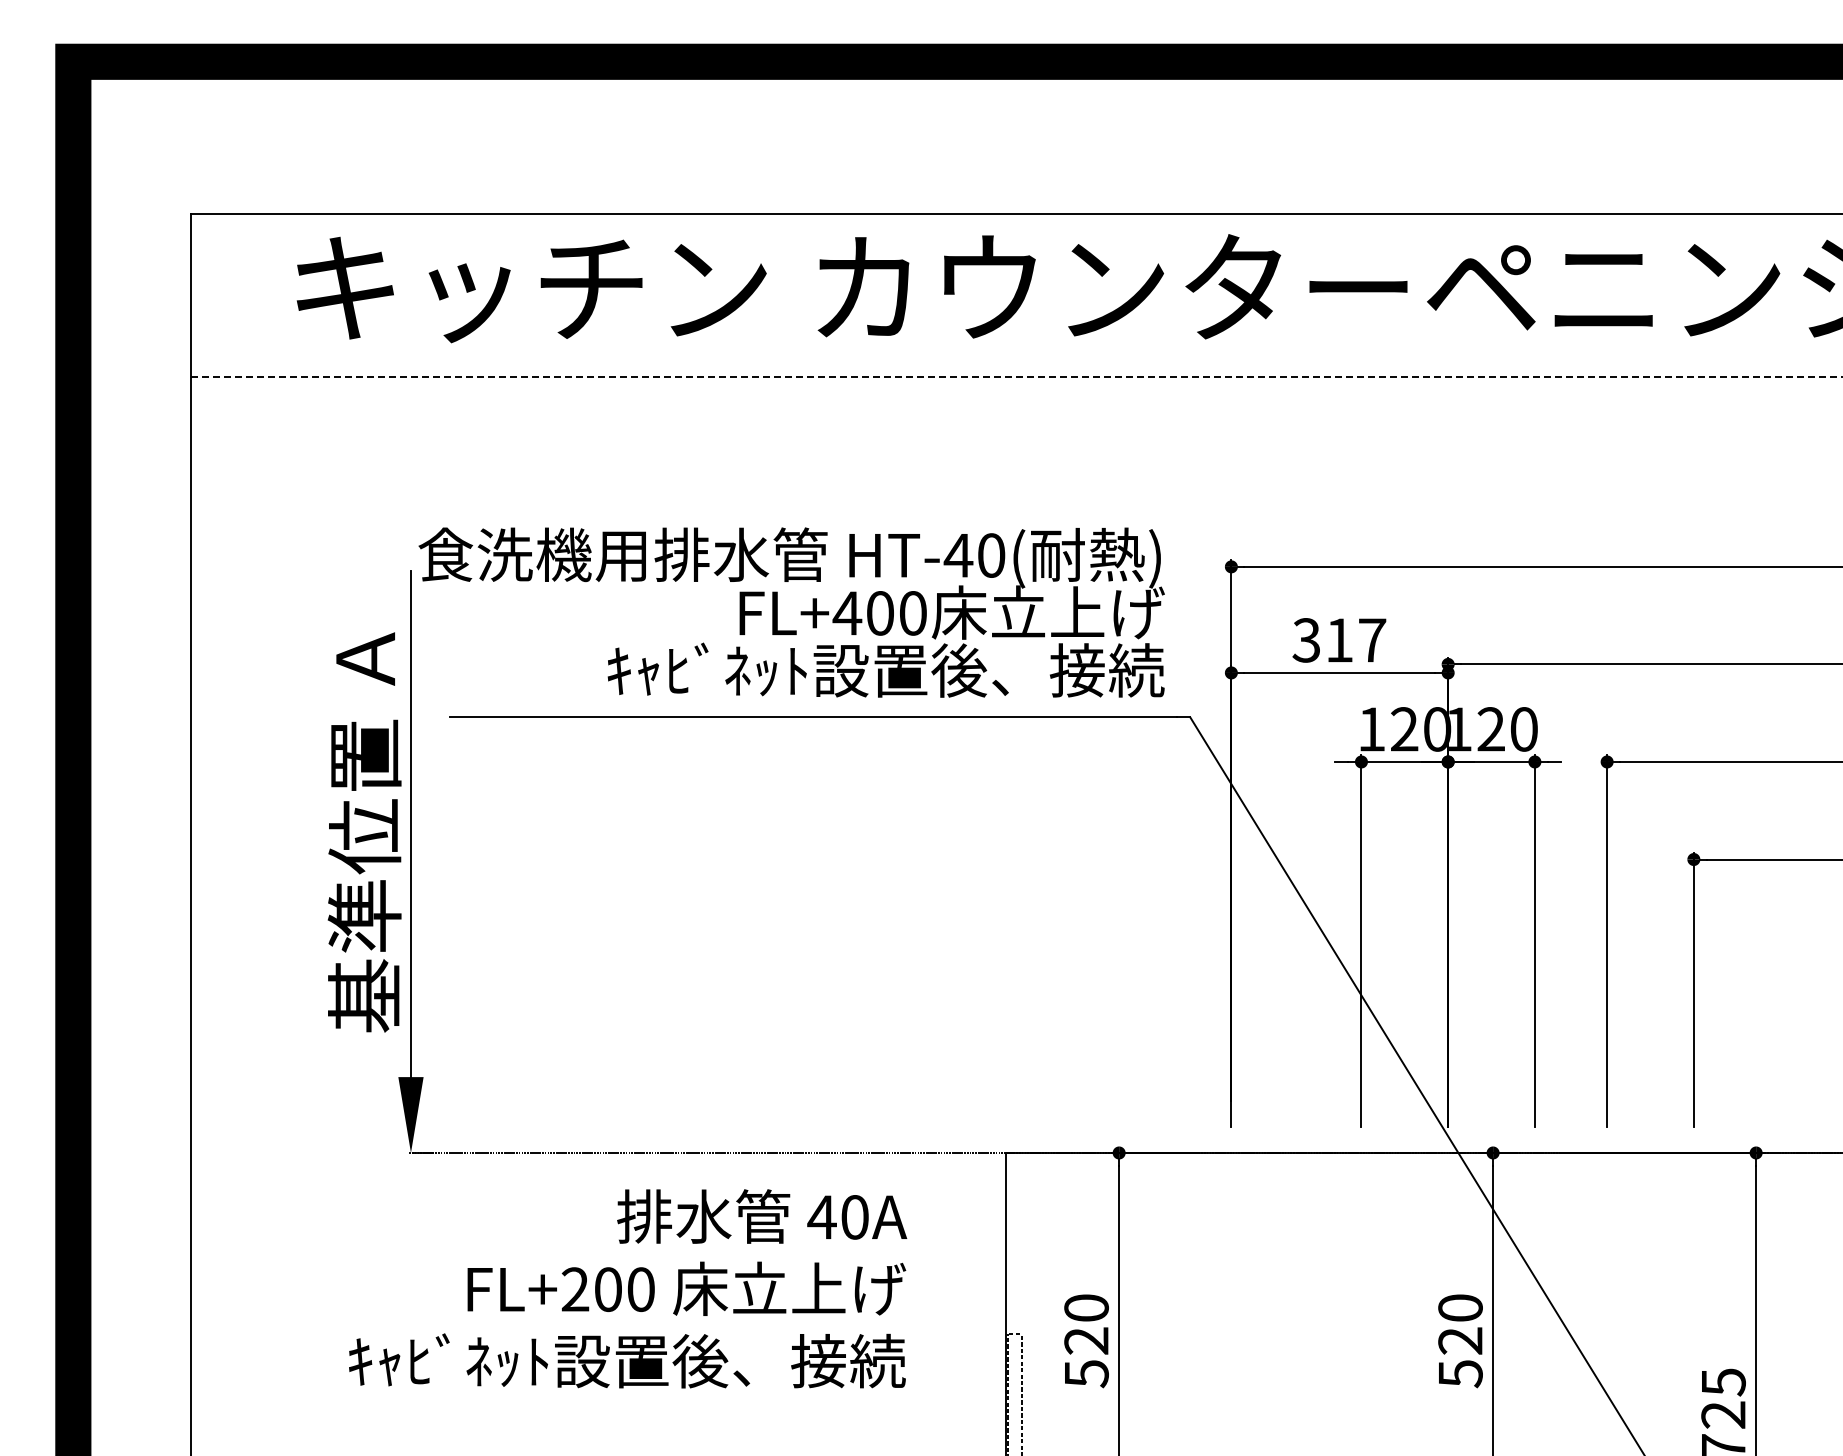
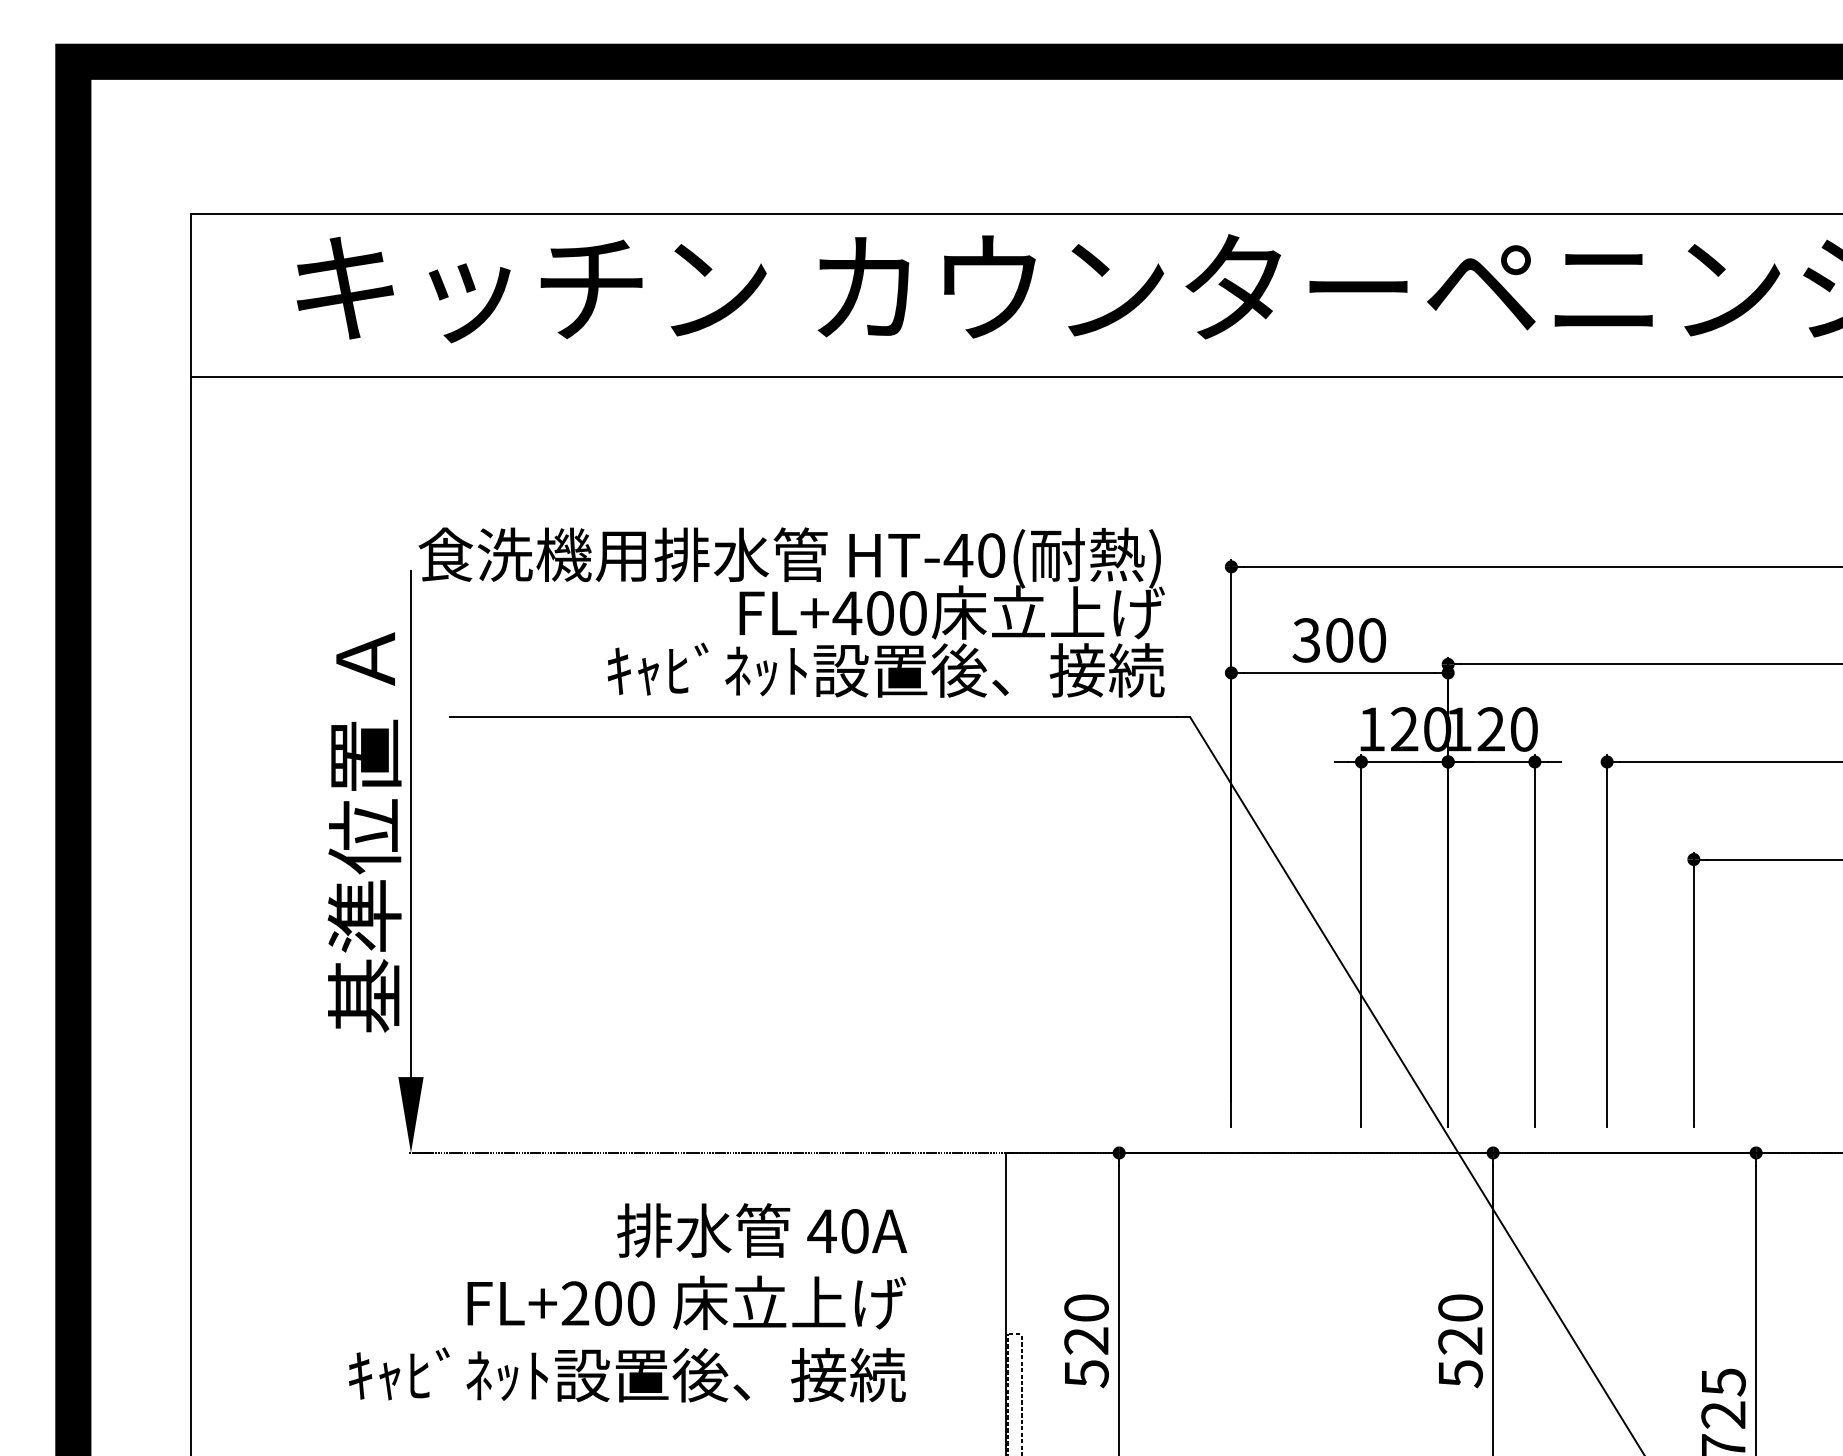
line: dashed -> solid (1016, 377)
text: 317 -> 300 (1356, 640)
text position: (628, 1288) -> (628, 1302) (628, 1302)
